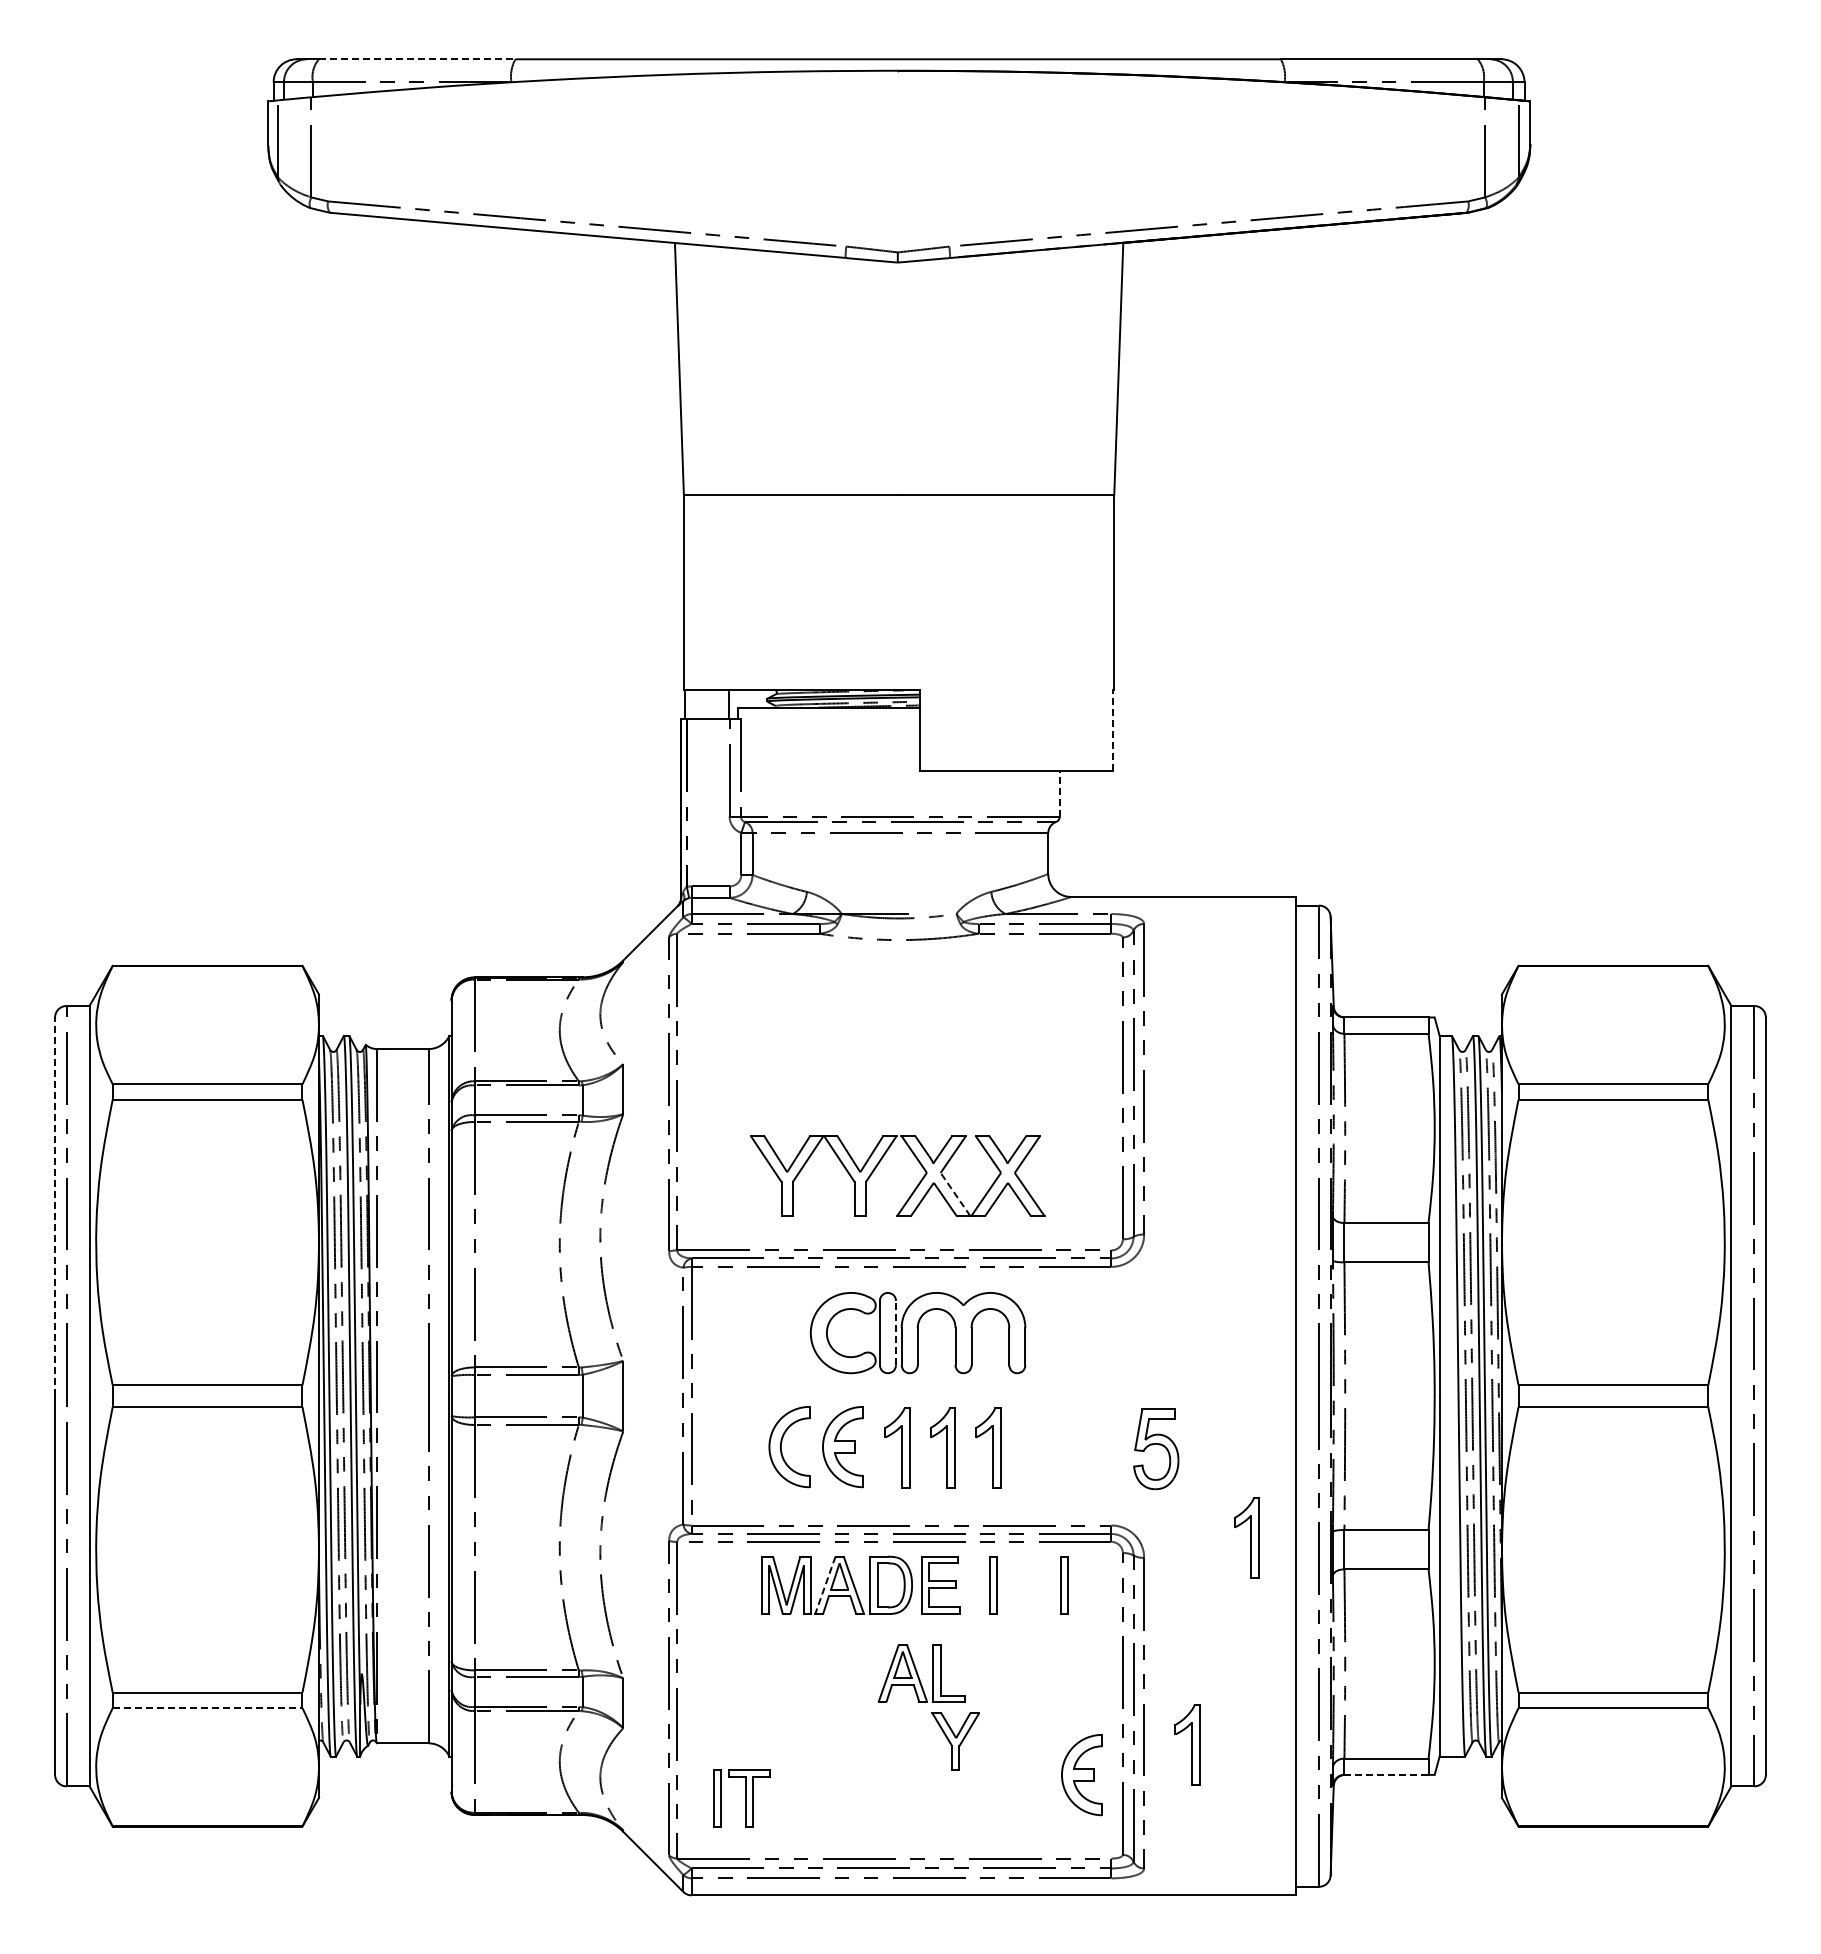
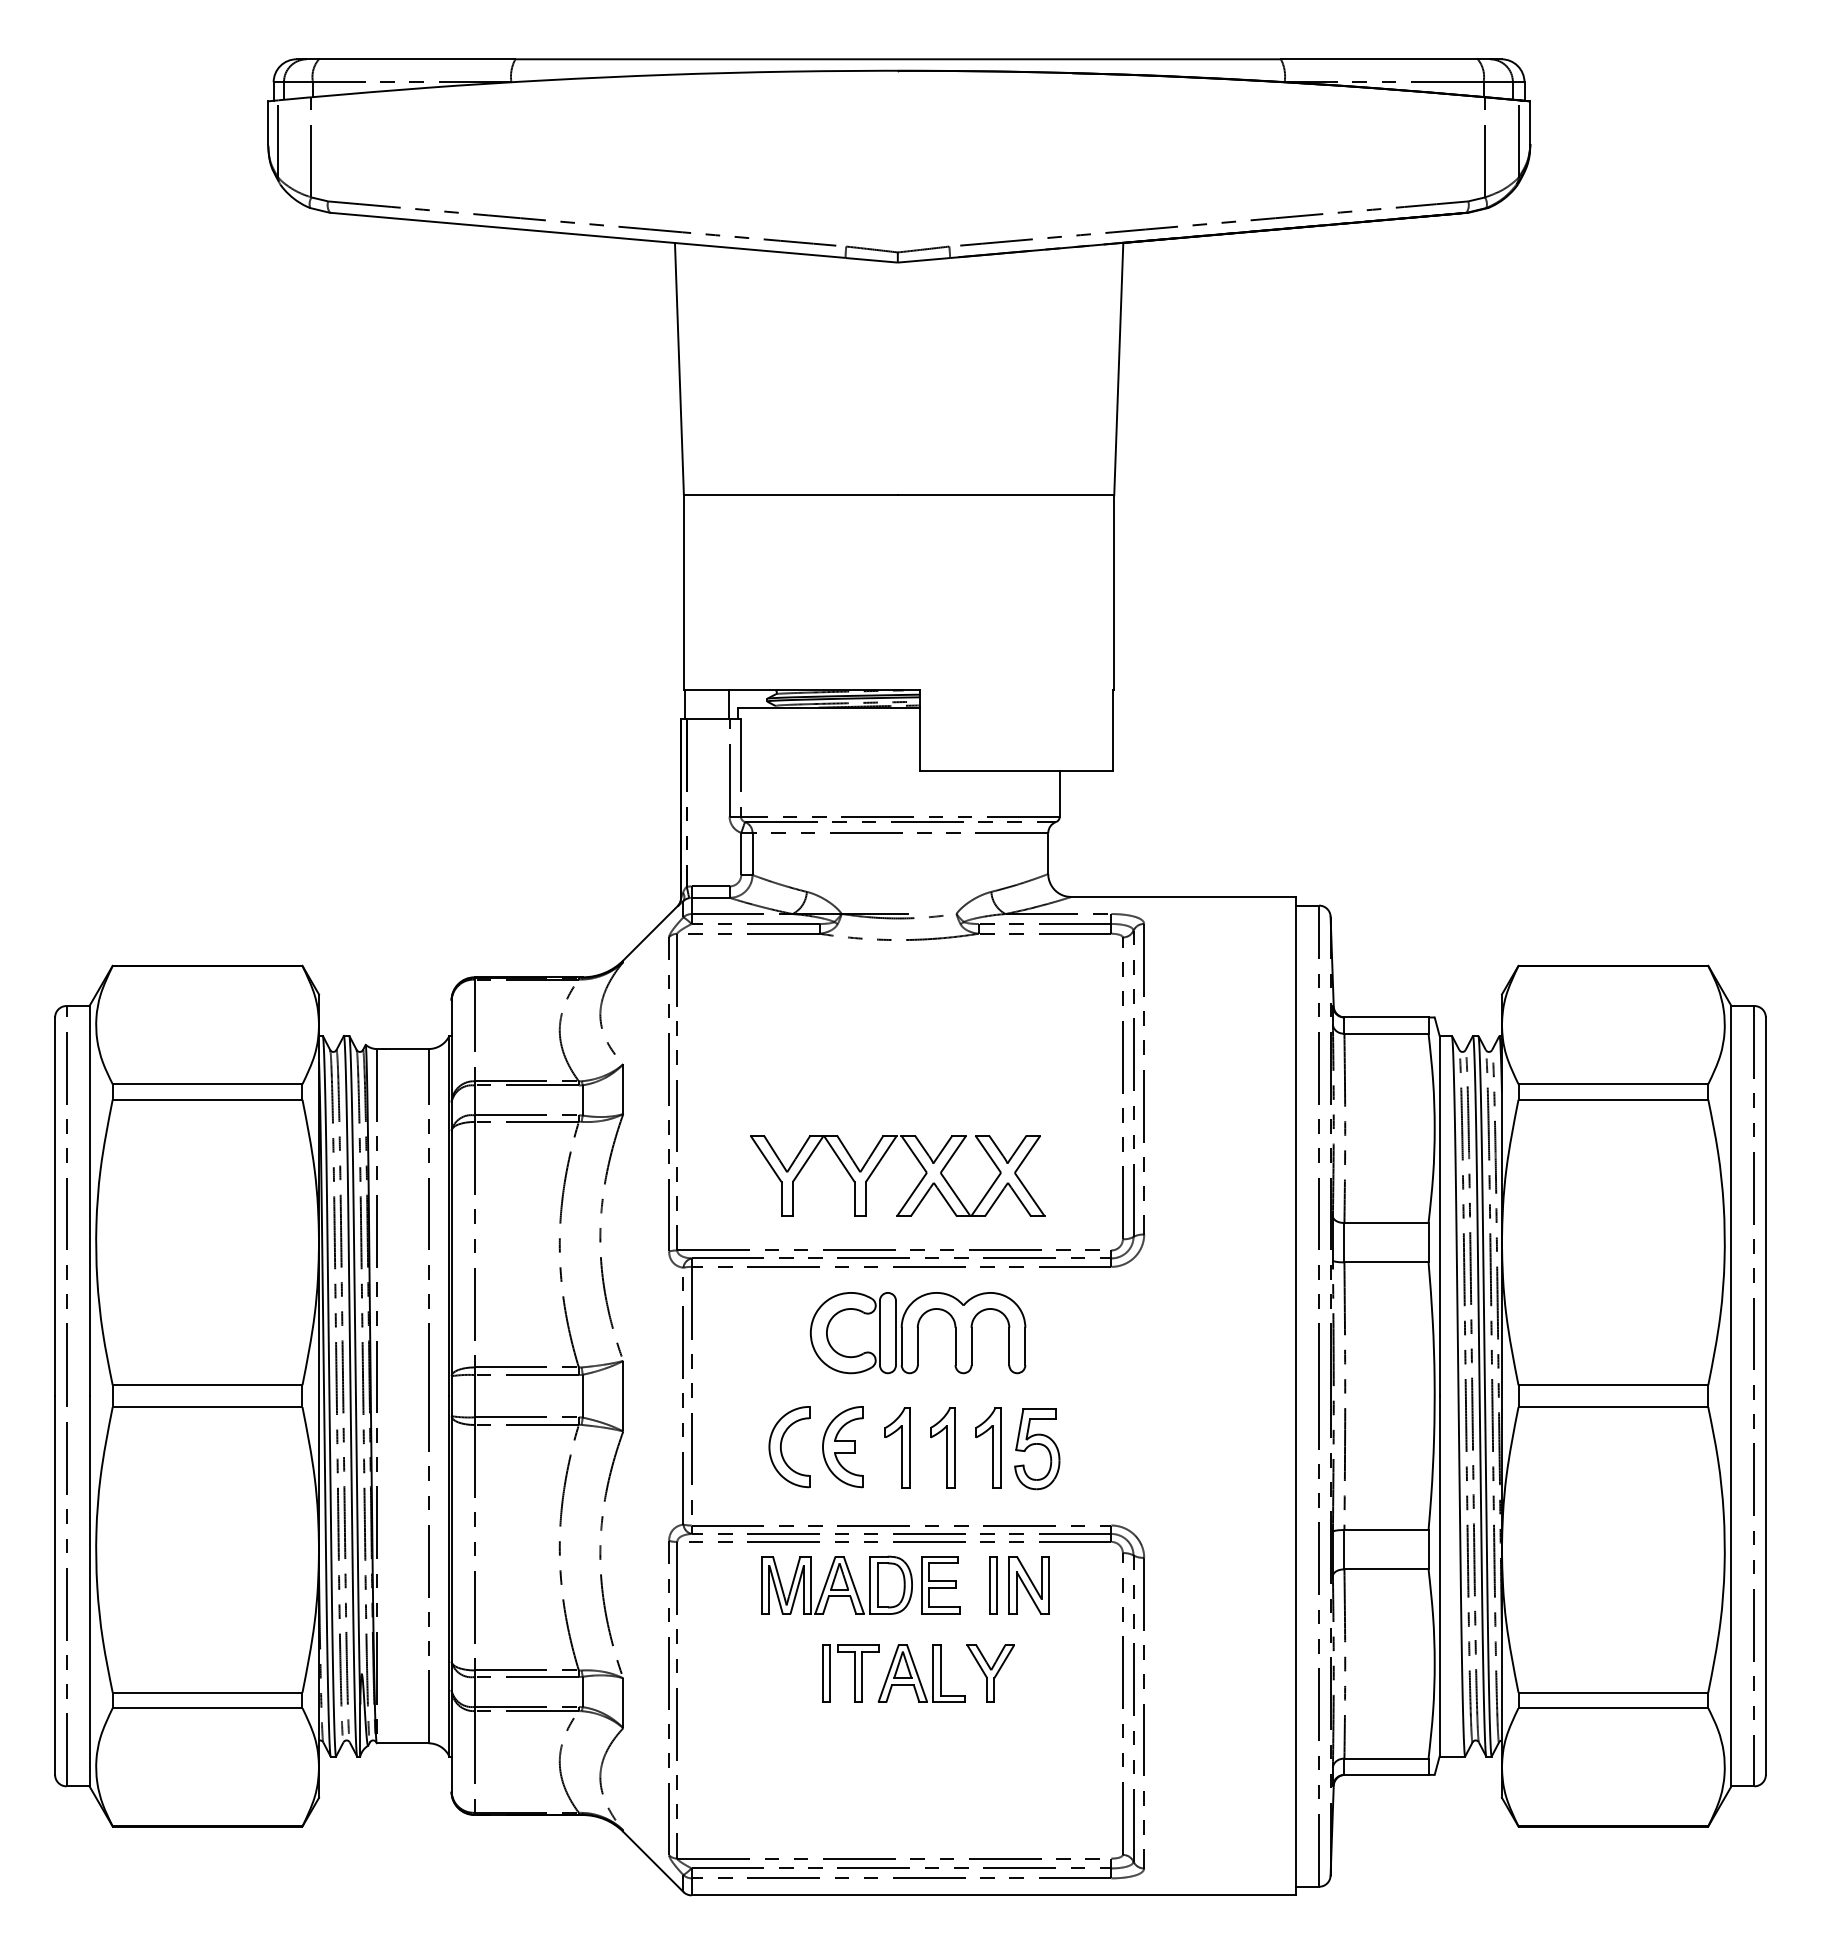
line: dashed -> solid (417, 59)
line: dashed -> solid (1113, 730)
line: dashed -> solid (1059, 793)
line: dashed -> solid (955, 1194)
line: dashed -> solid (55, 1206)
line: dashed -> solid (895, 1332)
part position: (1156, 1449) -> (1037, 1449) (1037, 1449)
part: present -> none (1246, 1537)
line: dashed -> solid (825, 1585)
part: none -> present (1028, 1585)
part: present -> none (1064, 1585)
line: dashed -> solid (207, 1708)
part position: (955, 1741) -> (990, 1673) (990, 1673)
part: present -> none (1187, 1744)
line: dashed -> solid (1387, 1774)
part: present -> none (1081, 1775)
part position: (741, 1798) -> (850, 1673) (850, 1673)
